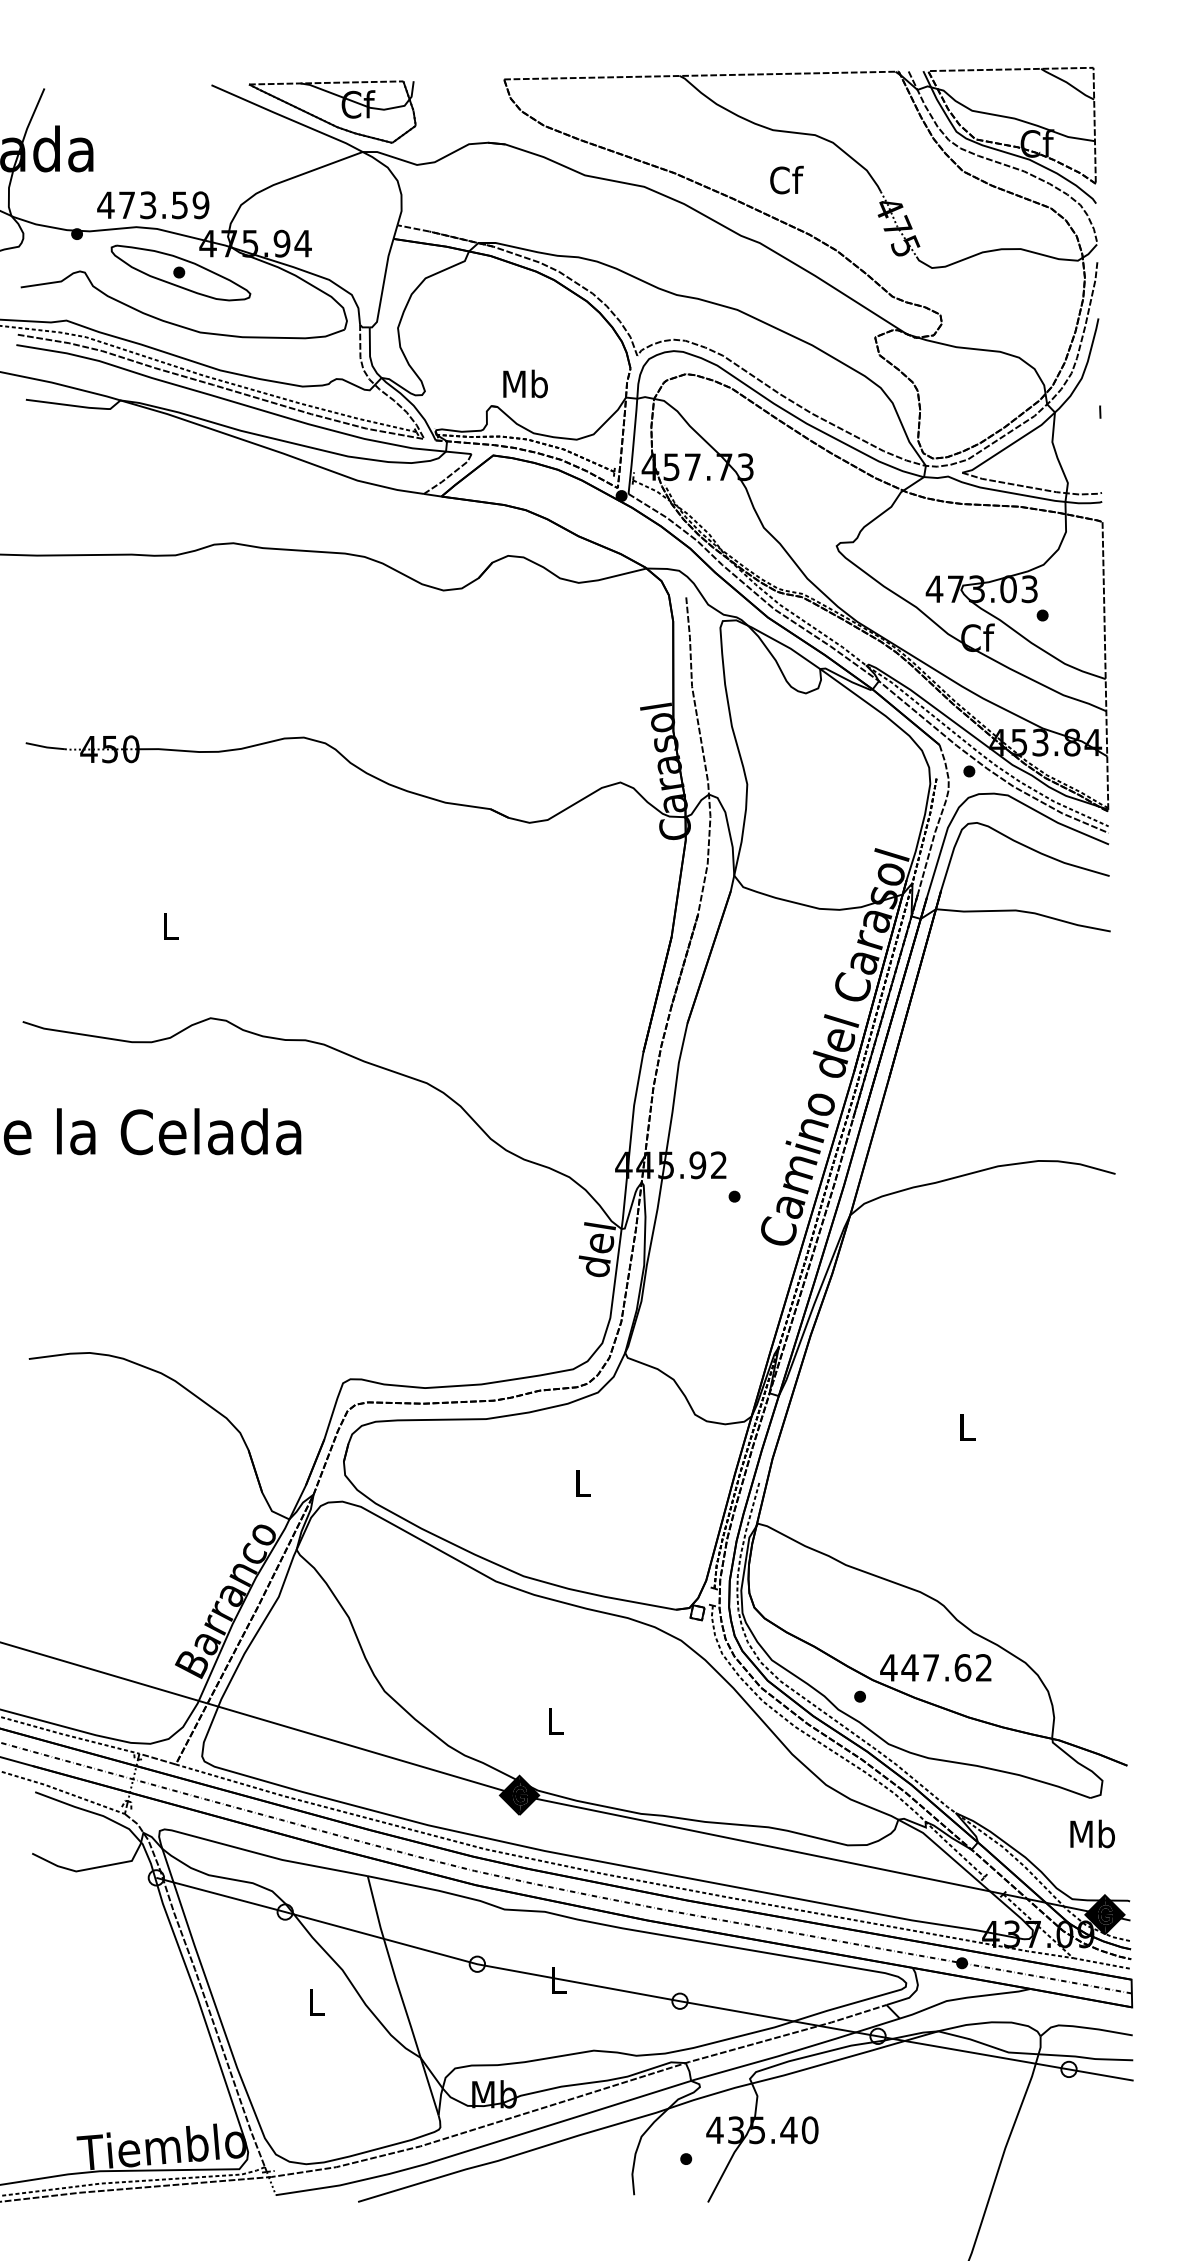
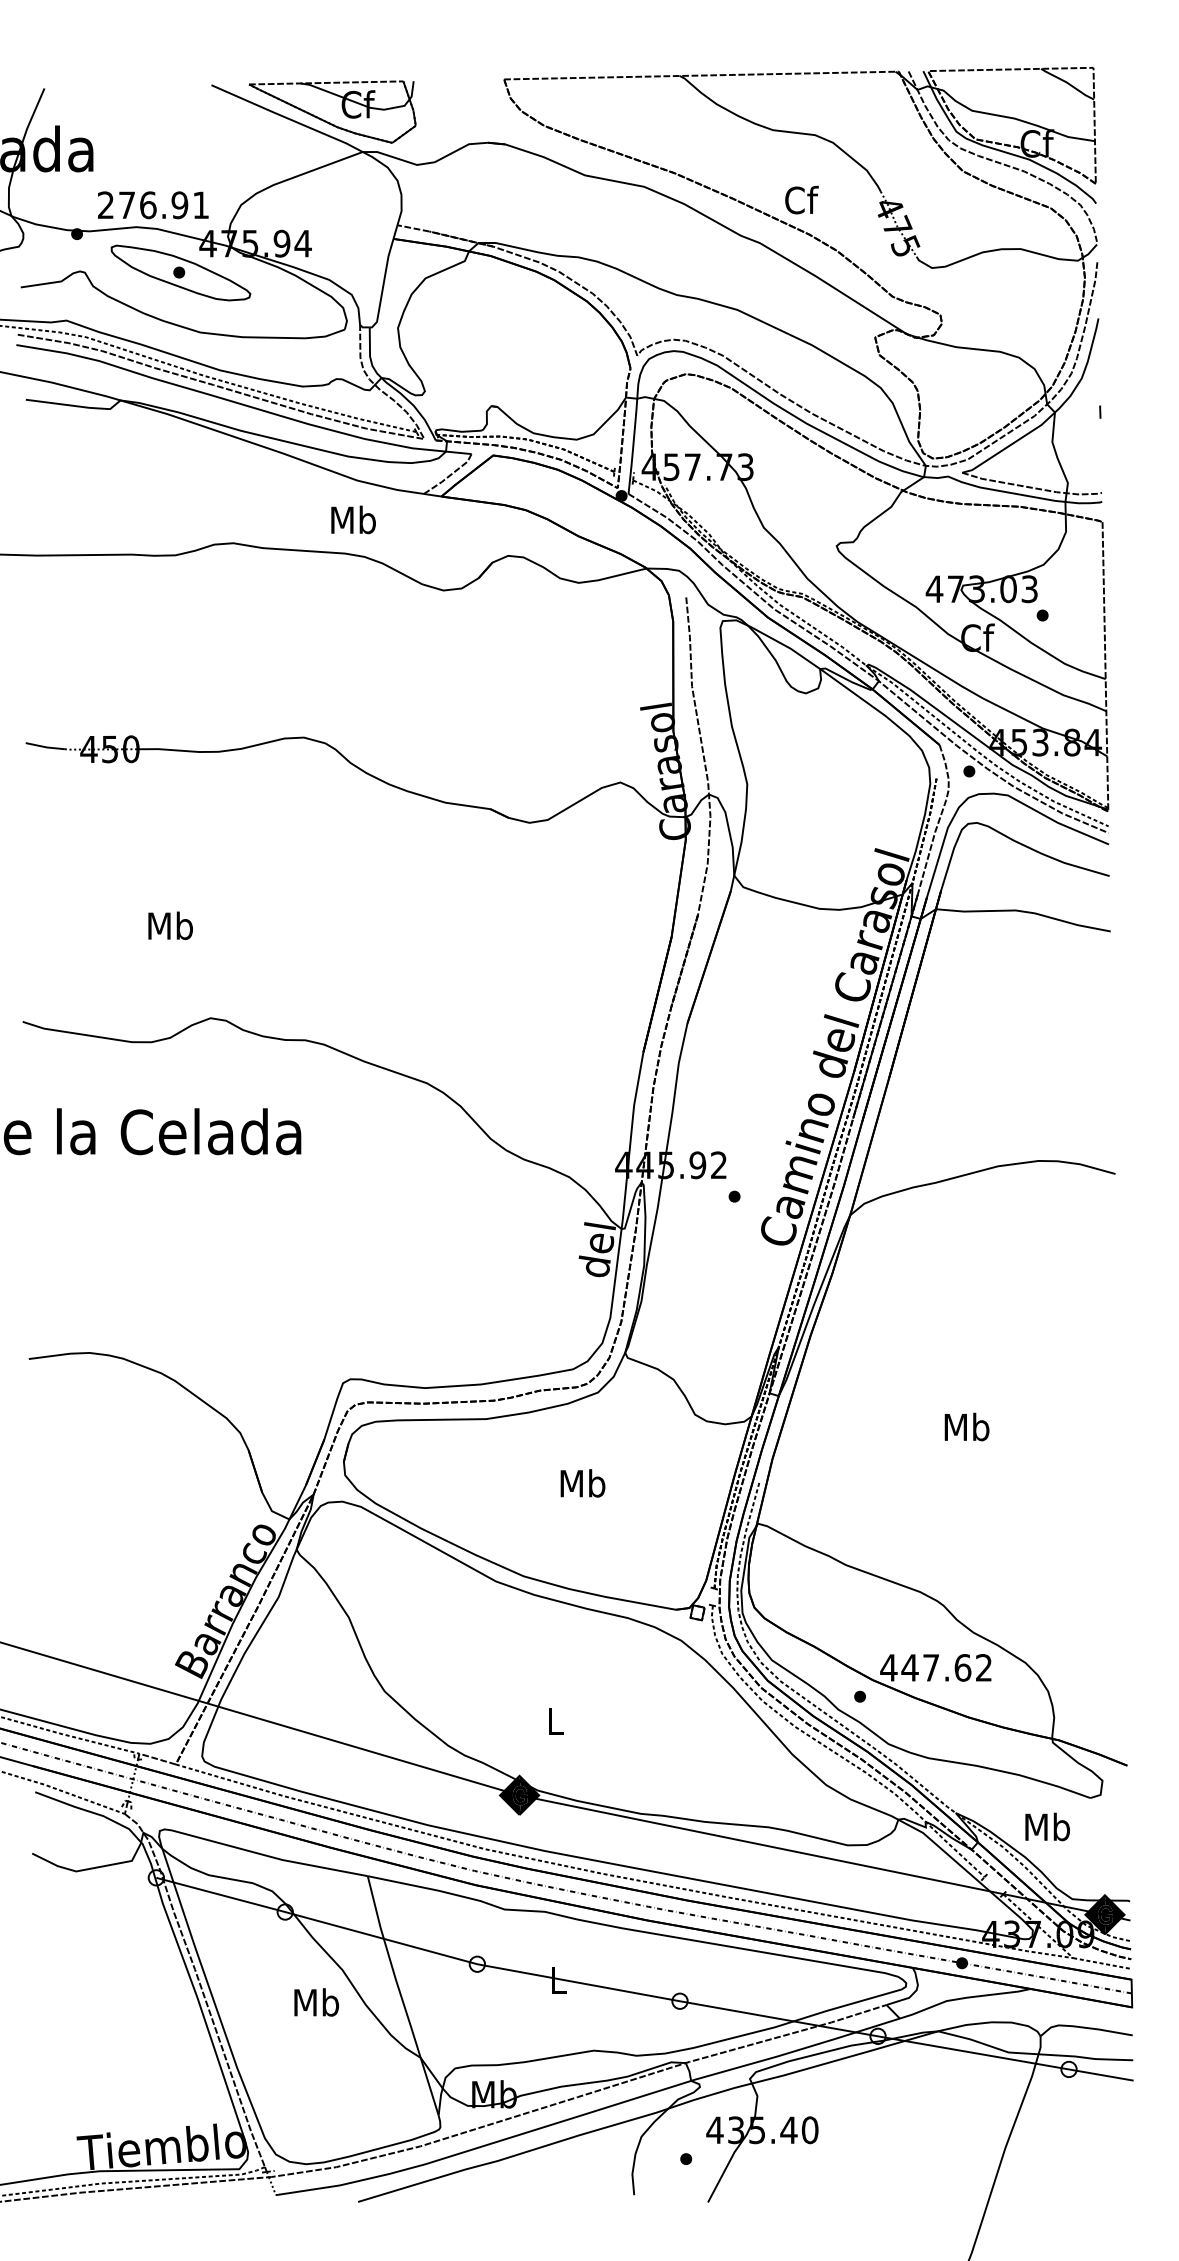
text position: (786, 179) -> (801, 199) (801, 199)
text: 473.59 -> 276.91 (153, 205)
text position: (525, 383) -> (353, 519) (353, 519)
text: L -> Mb (170, 925)
text: L -> Mb (966, 1426)
text: L -> Mb (582, 1483)
text position: (1092, 1833) -> (1047, 1826) (1047, 1826)
text: L -> Mb (316, 2002)
